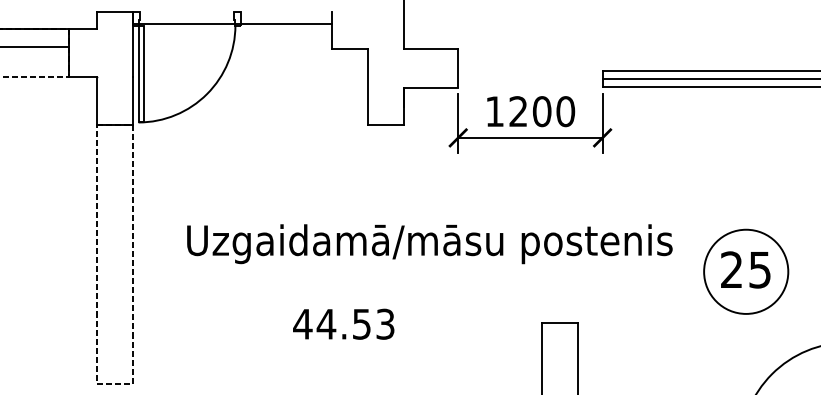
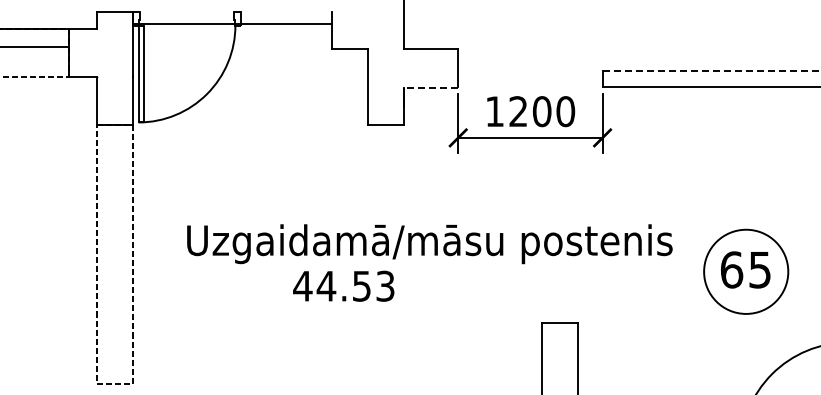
line: solid -> dashed (711, 70)
line: present -> none (709, 78)
line: solid -> dashed (430, 87)
text: 25 -> 65 (731, 269)
text position: (343, 323) -> (343, 285) (343, 285)
